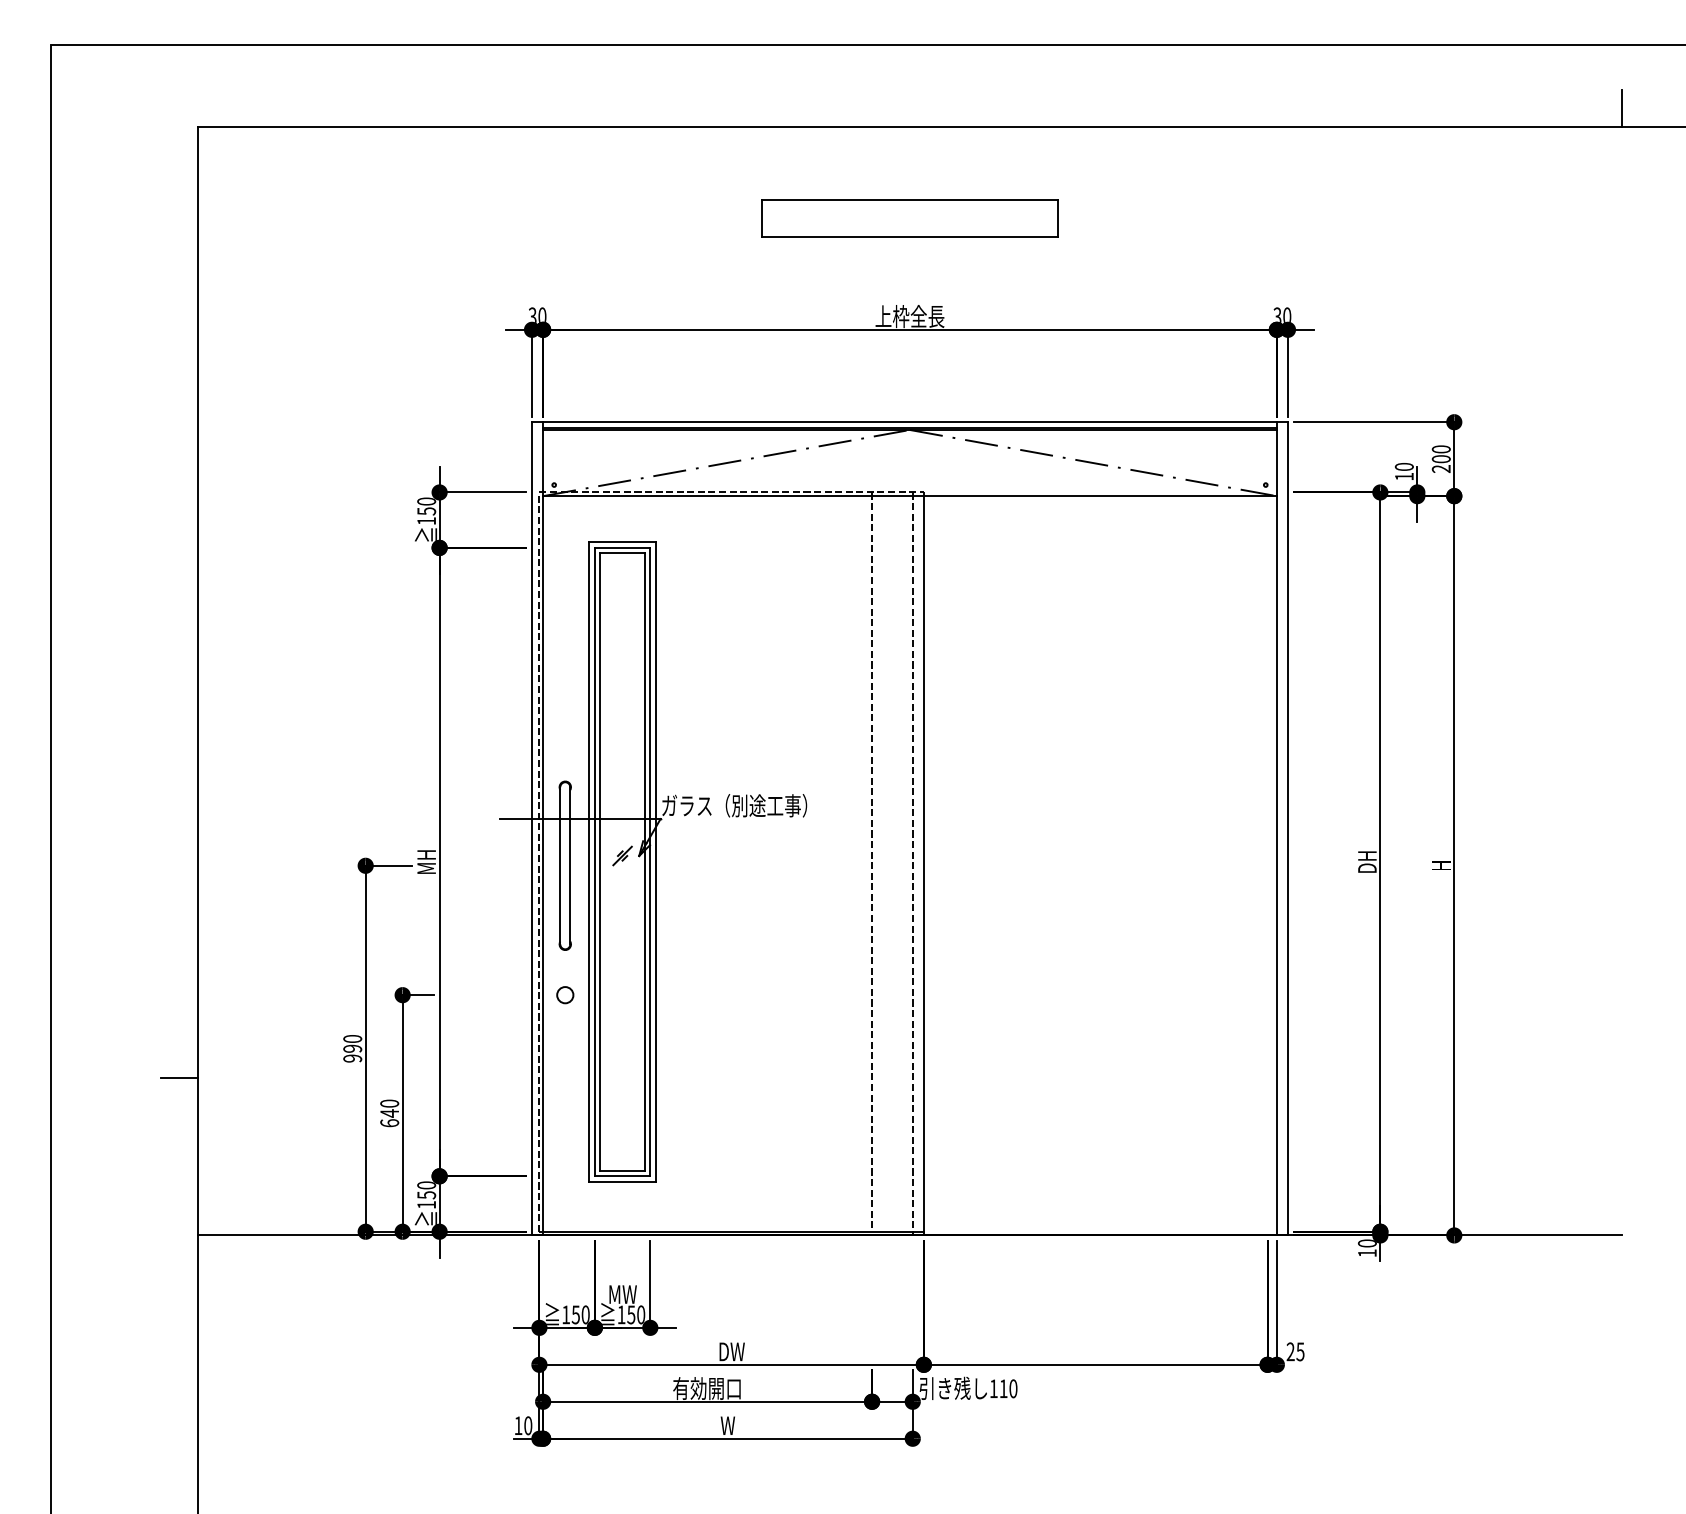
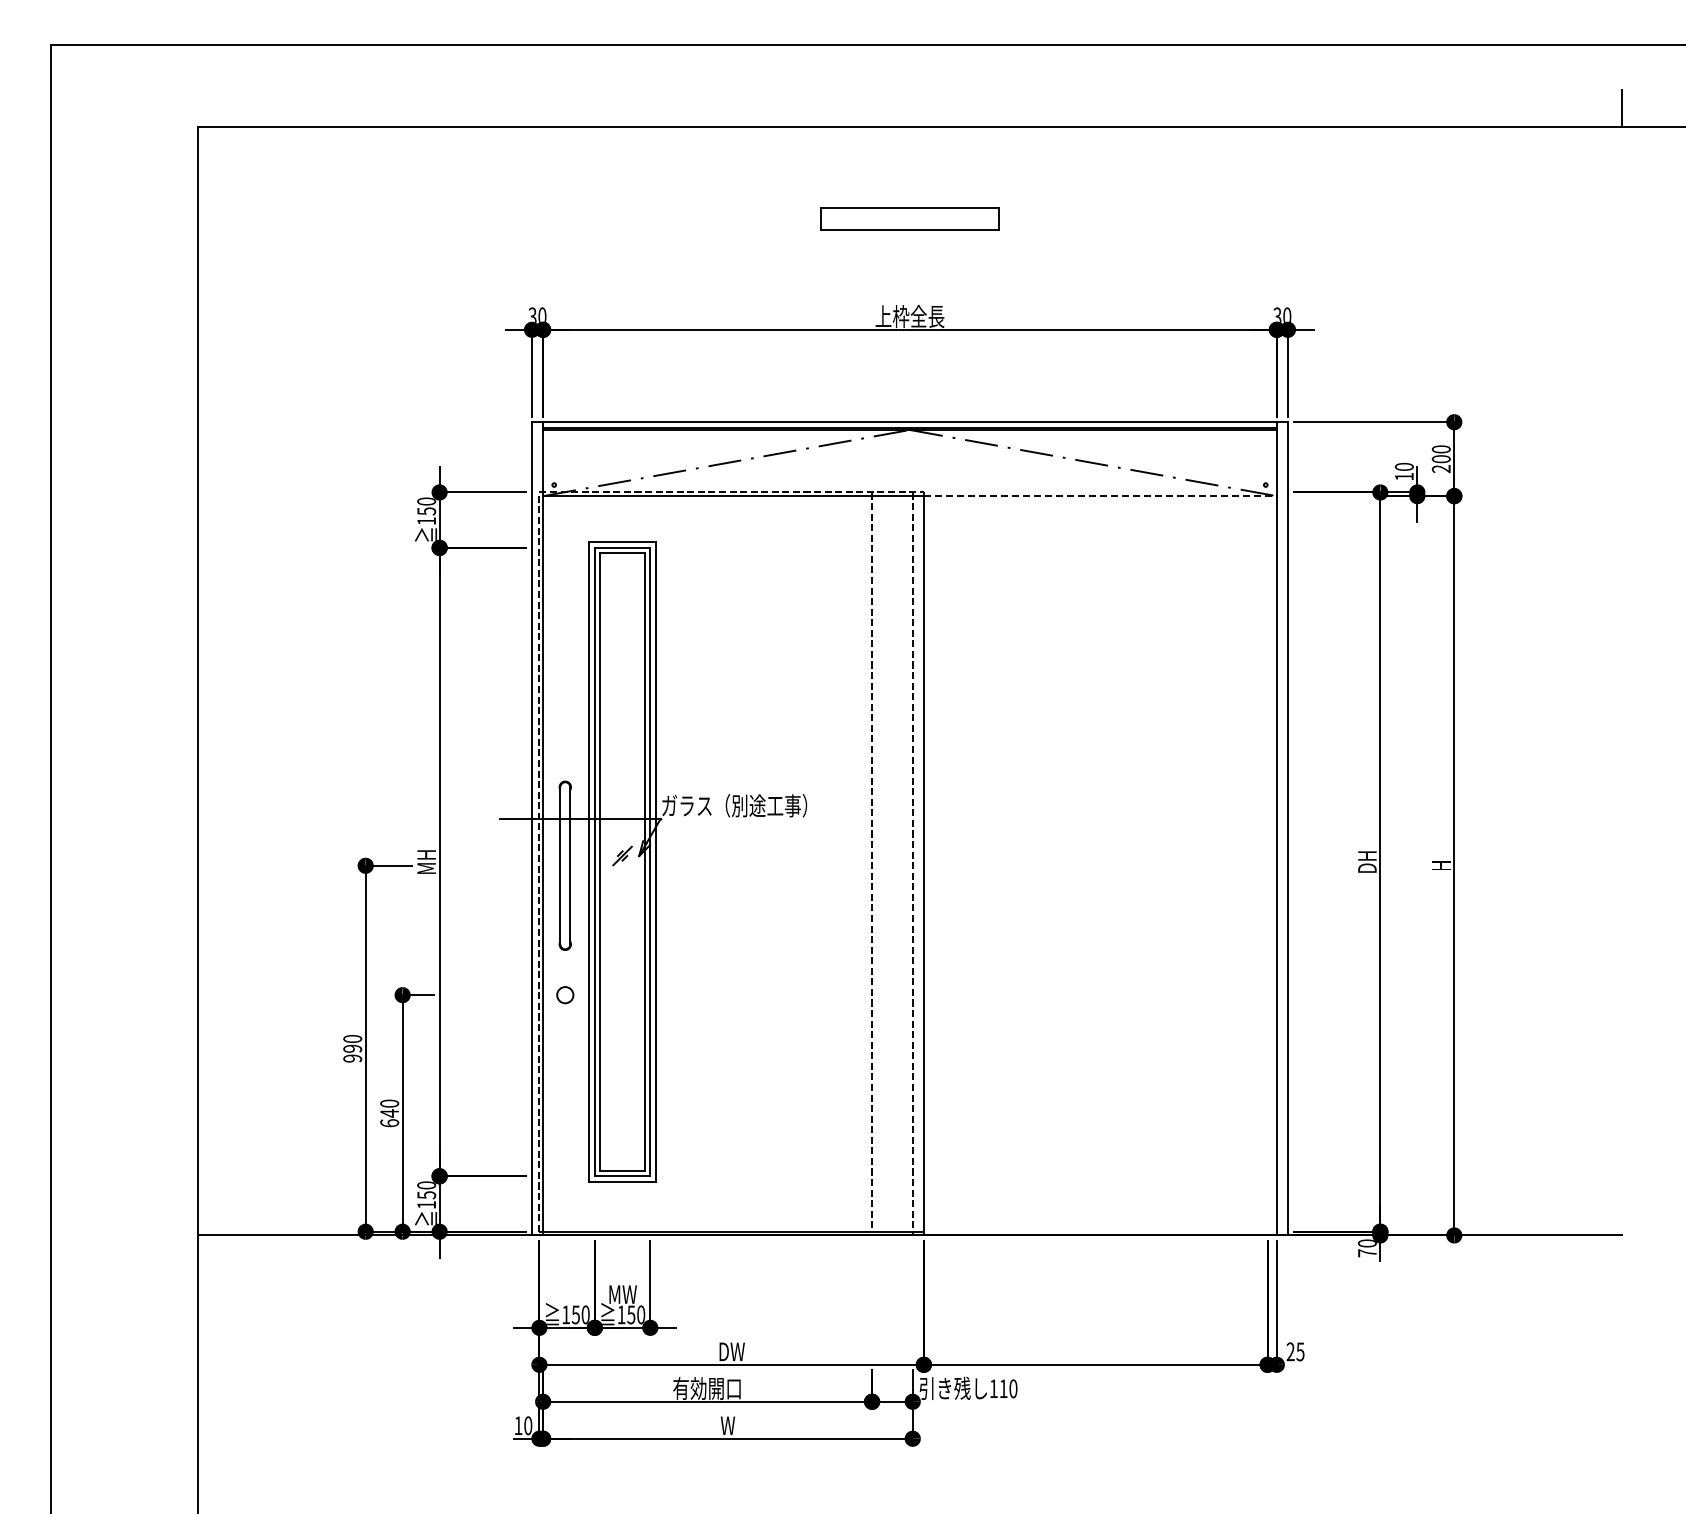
part size: 298x39 px -> 180x24 px (909, 218)
line: solid -> dashed (1100, 496)
line: present -> none (179, 1078)
text: 10 -> 70 (1367, 1253)
